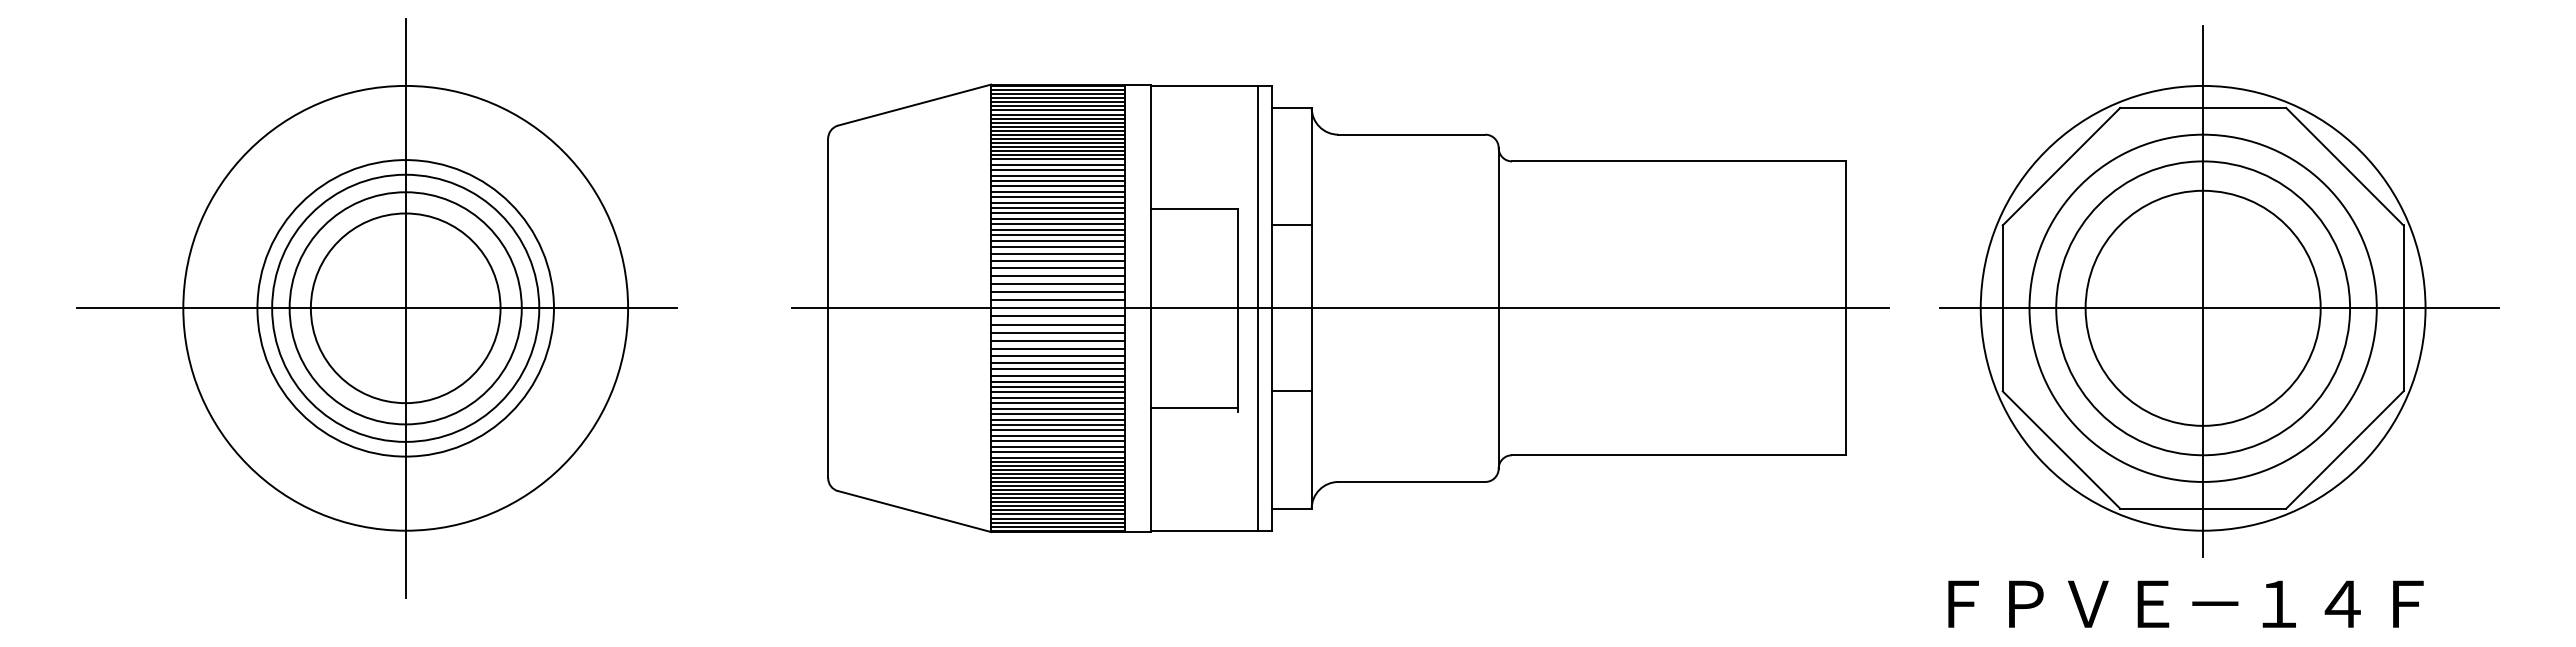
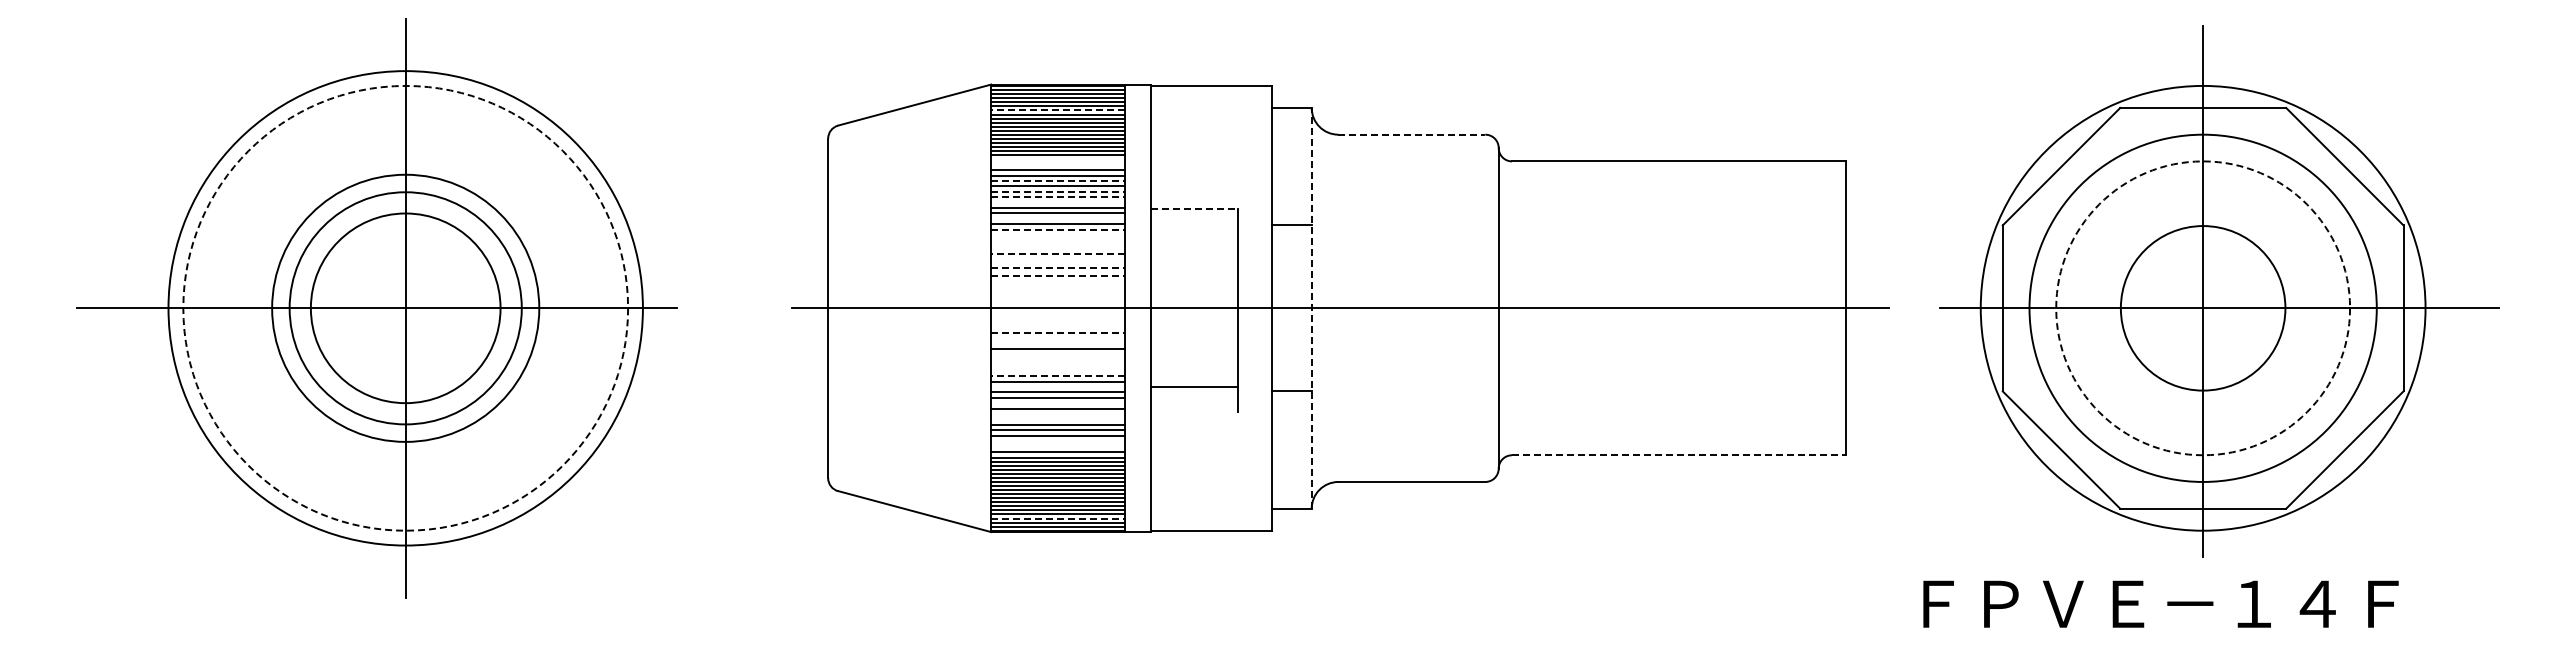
line: solid -> dashed (1057, 110)
line: solid -> dashed (1412, 134)
line: present -> none (1057, 159)
line: present -> none (1057, 164)
line: solid -> dashed (1057, 180)
line: solid -> dashed (1057, 191)
line: solid -> dashed (1057, 197)
line: present -> none (1057, 202)
line: solid -> dashed (1195, 208)
line: present -> none (1057, 218)
line: solid -> dashed (1057, 229)
line: present -> none (1057, 235)
line: present -> none (1057, 240)
line: present -> none (1057, 247)
line: solid -> dashed (1057, 254)
line: present -> none (1057, 260)
line: solid -> dashed (1057, 267)
line: solid -> dashed (1057, 275)
line: present -> none (1057, 284)
line: present -> none (1057, 292)
line: present -> none (1057, 300)
circle: solid -> dashed (405, 307)
line: present -> none (1258, 307)
line: solid -> dashed (1311, 307)
circle diameter: 235 px -> 165 px (2202, 308)
circle diameter: 297 px -> 474 px (405, 308)
circle: solid -> dashed (2203, 308)
line: present -> none (1057, 316)
line: present -> none (1057, 324)
line: solid -> dashed (1057, 332)
line: present -> none (1057, 340)
line: present -> none (1057, 355)
line: present -> none (1057, 362)
line: present -> none (1057, 369)
line: solid -> dashed (1057, 376)
line: present -> none (1057, 387)
line: present -> none (1057, 403)
line position: (1194, 408) -> (1194, 387) (1194, 387)
line: present -> none (1057, 414)
line: present -> none (1057, 419)
line: present -> none (1057, 441)
line: present -> none (1057, 446)
line: solid -> dashed (1679, 455)
line: solid -> dashed (1057, 518)
text position: (2185, 603) -> (2160, 603) (2160, 603)
